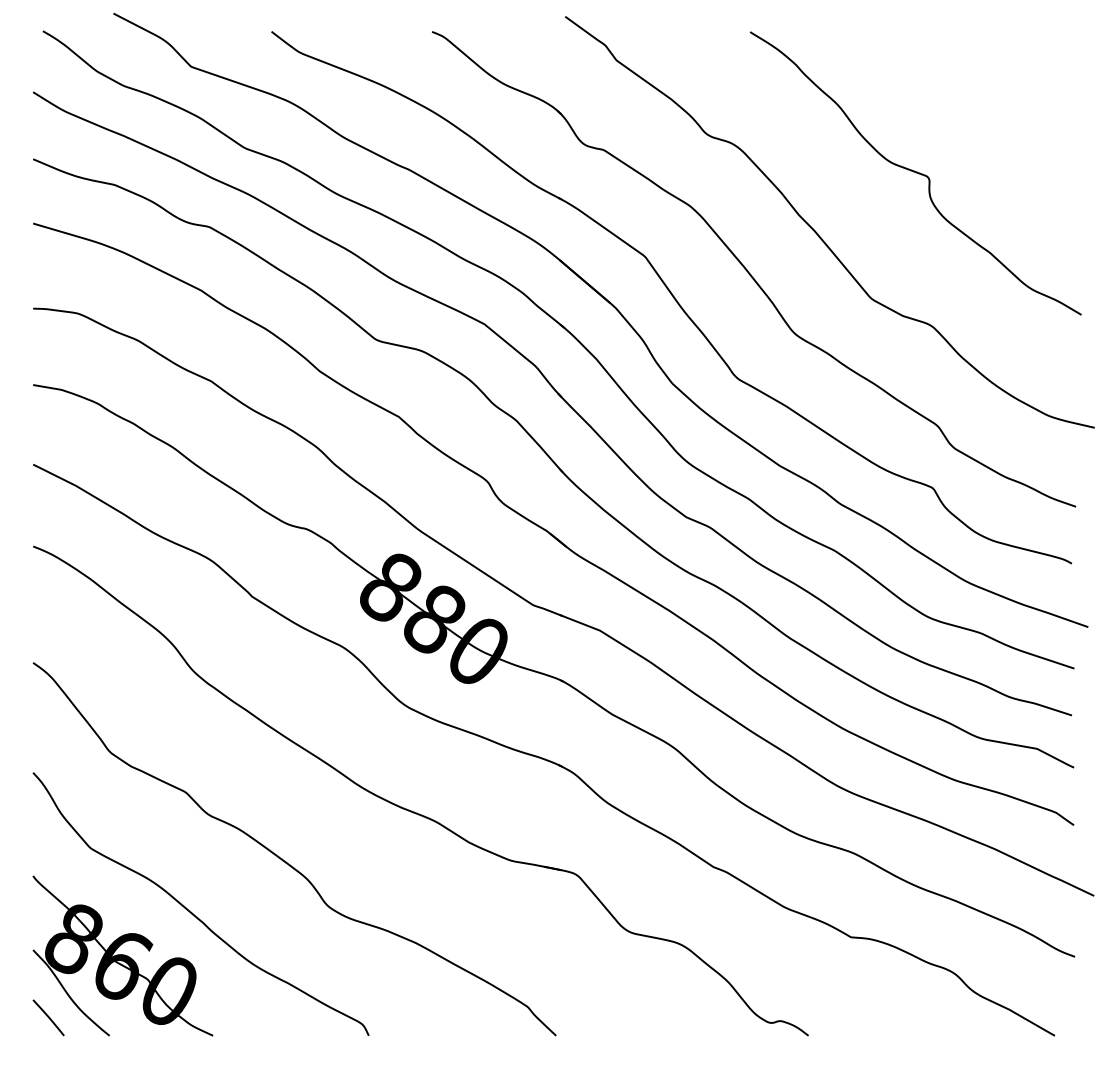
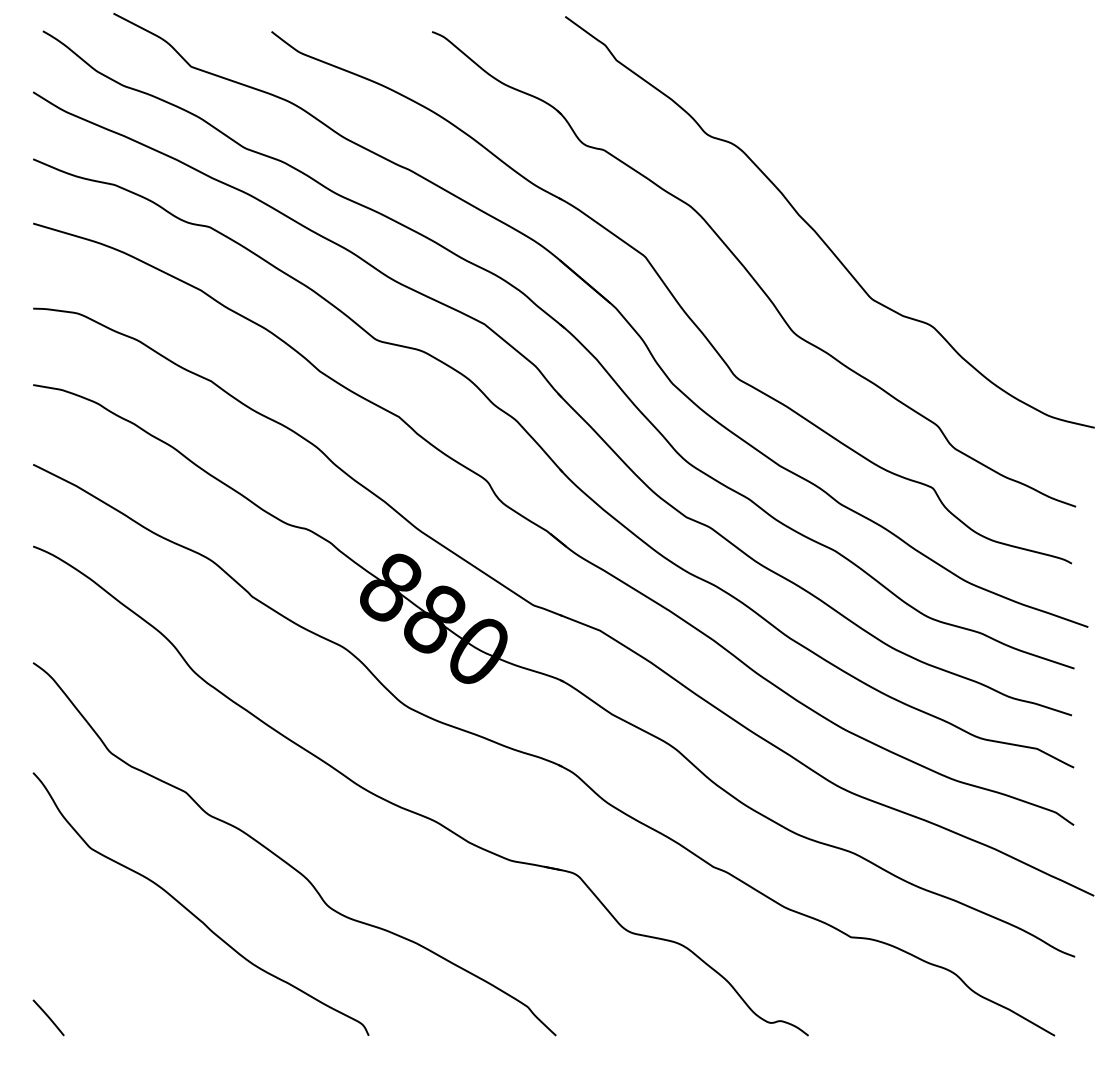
curve: present -> none (915, 172)
part: present -> none (122, 955)
